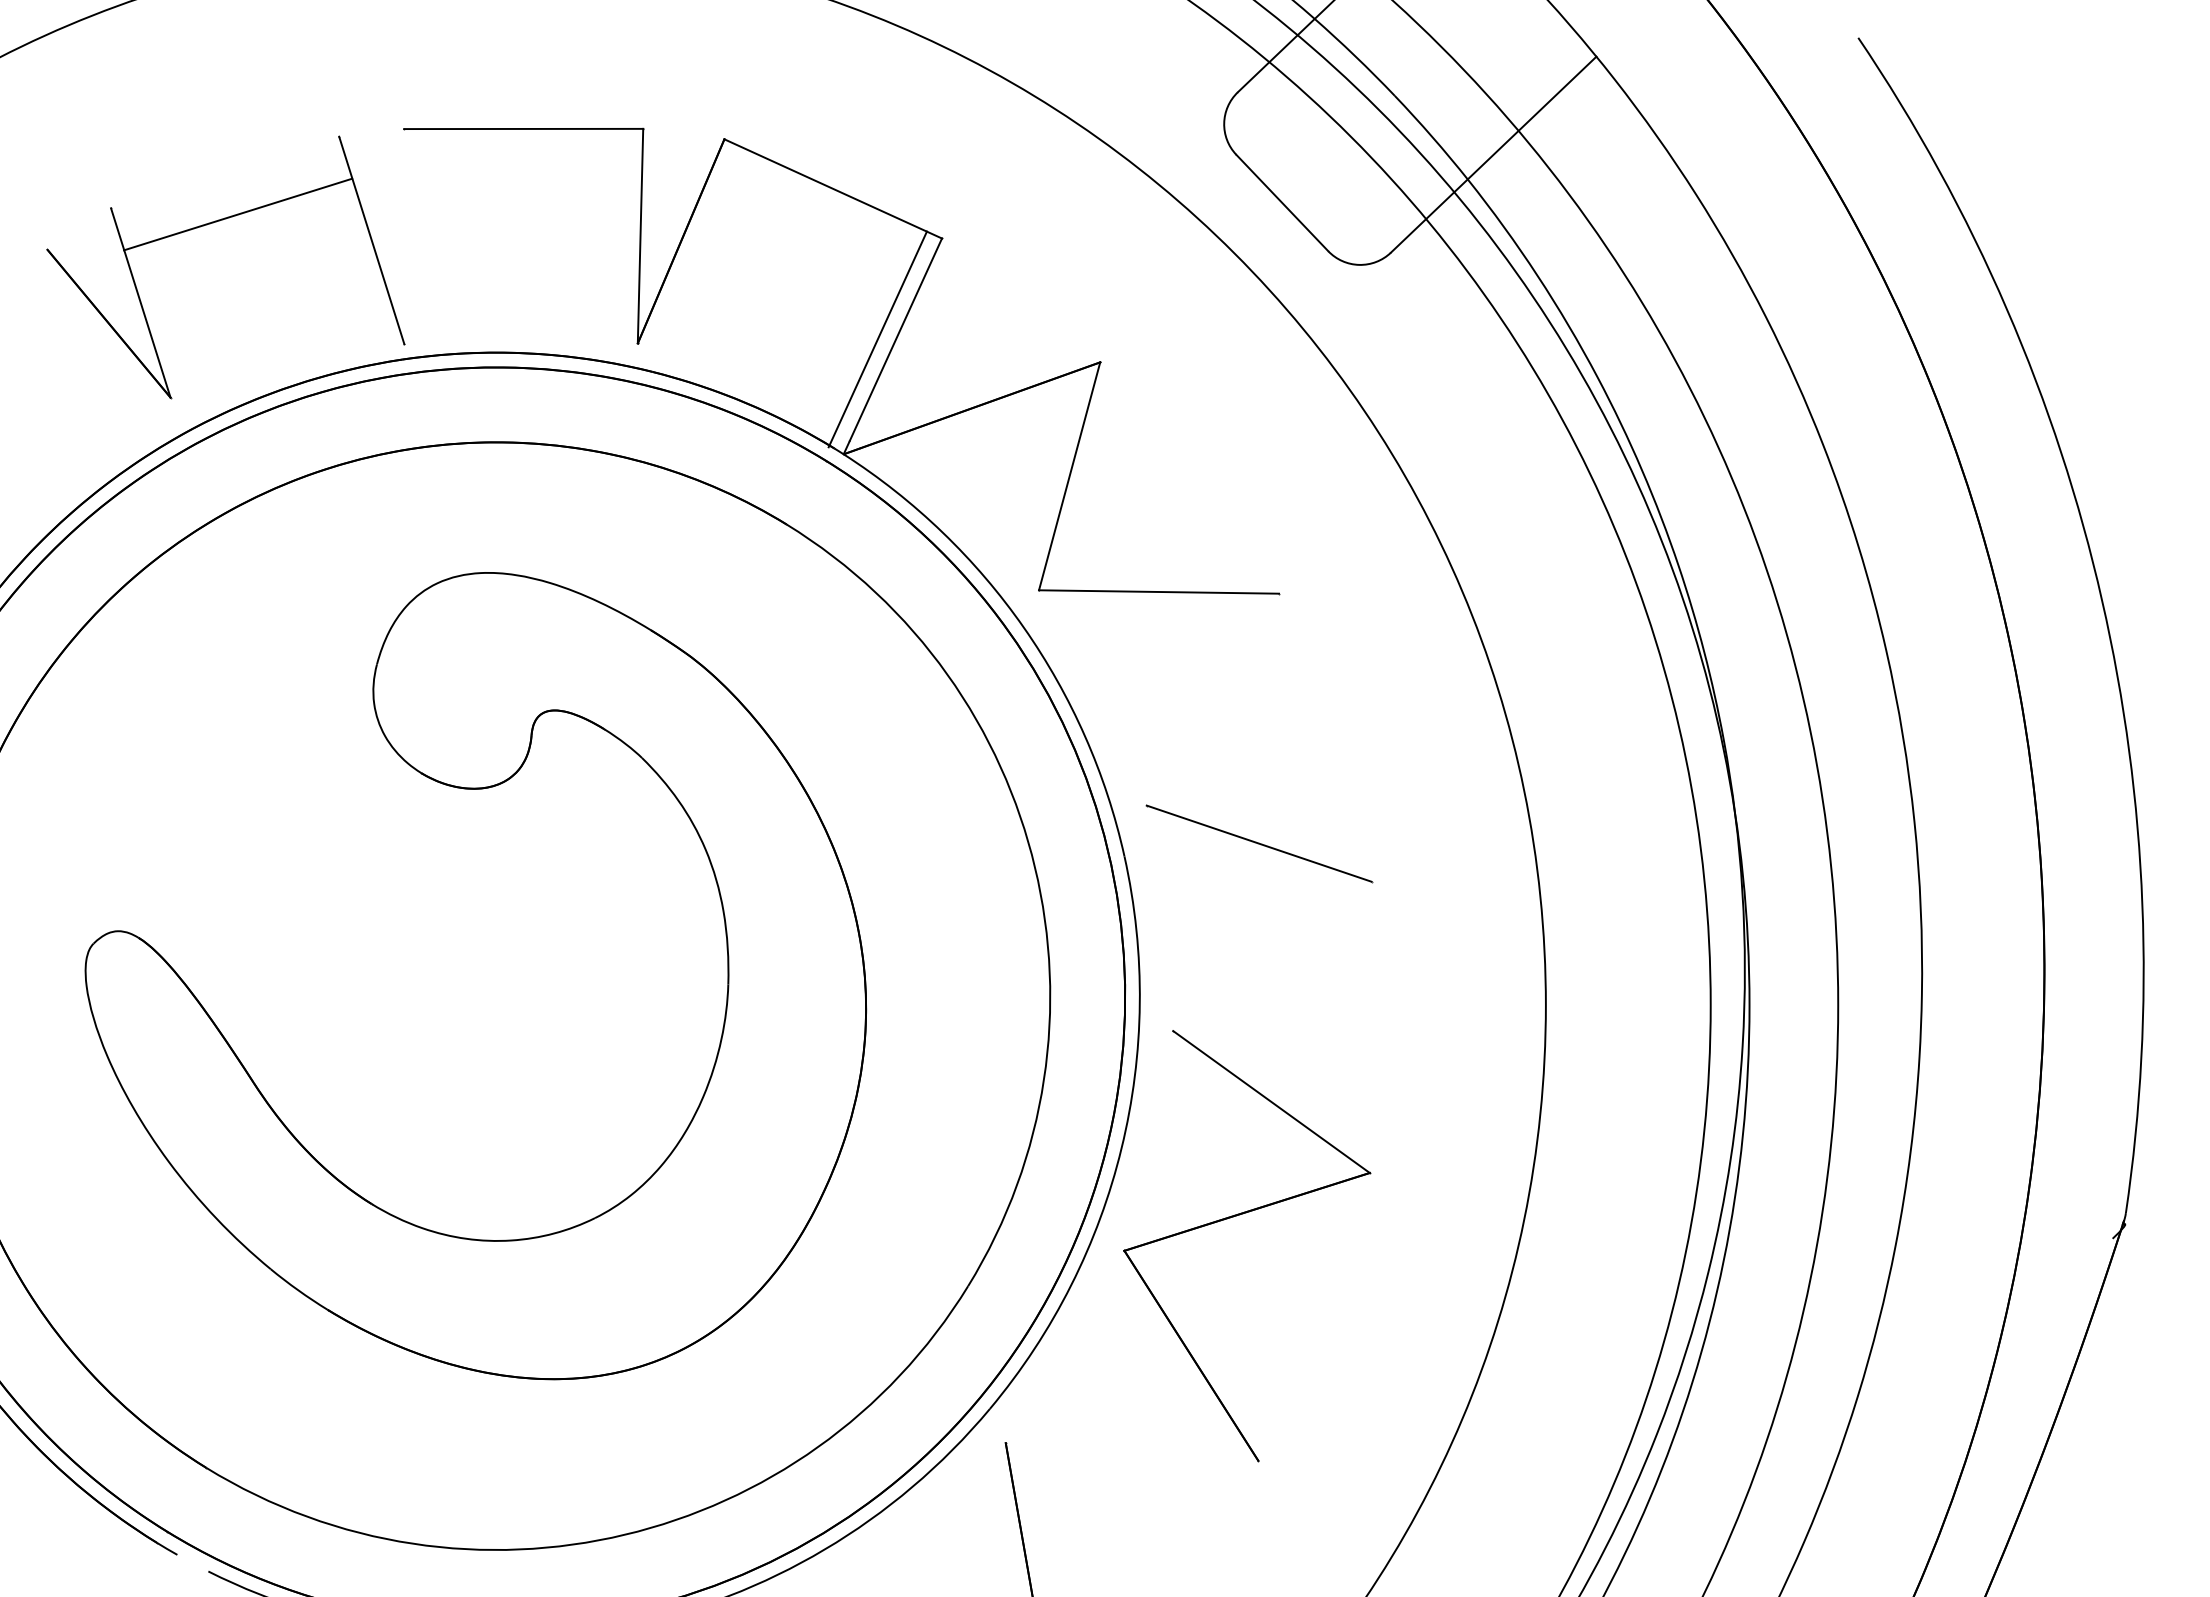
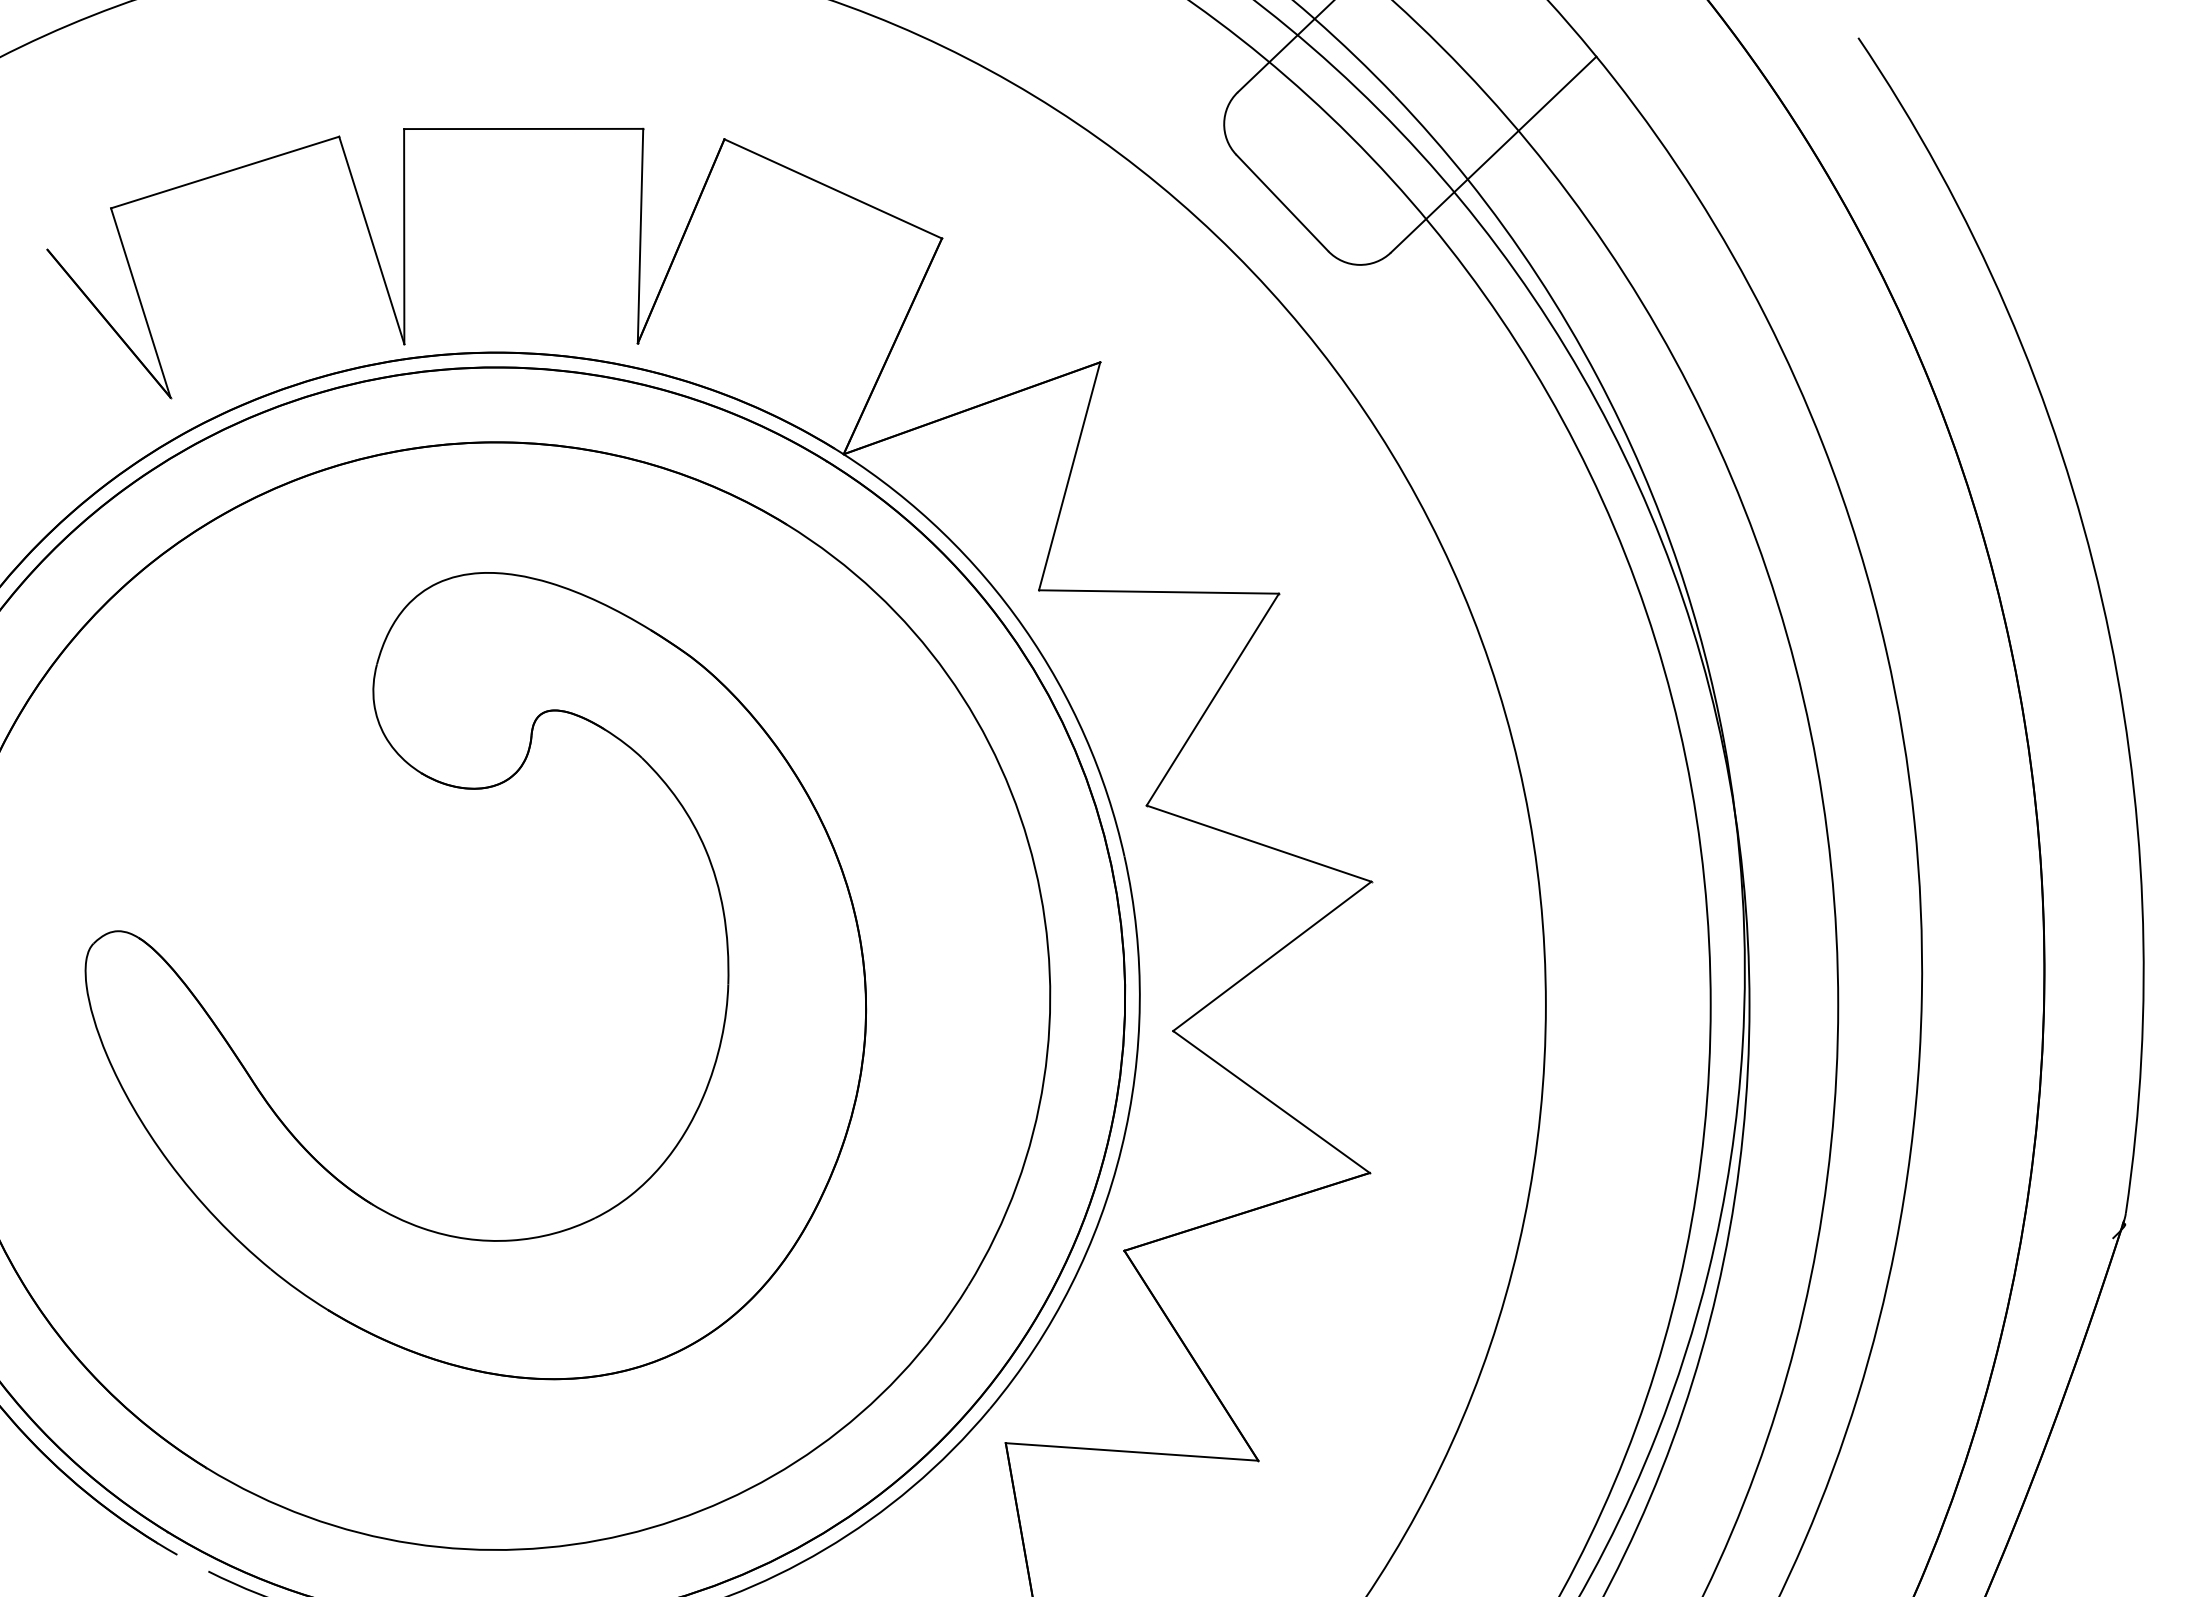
line position: (238, 214) -> (225, 172) (225, 172)
line: none -> present (404, 236)
line position: (877, 339) -> (892, 346) (892, 346)
line: none -> present (1212, 699)
line: none -> present (1272, 956)
line: none -> present (1131, 1451)
